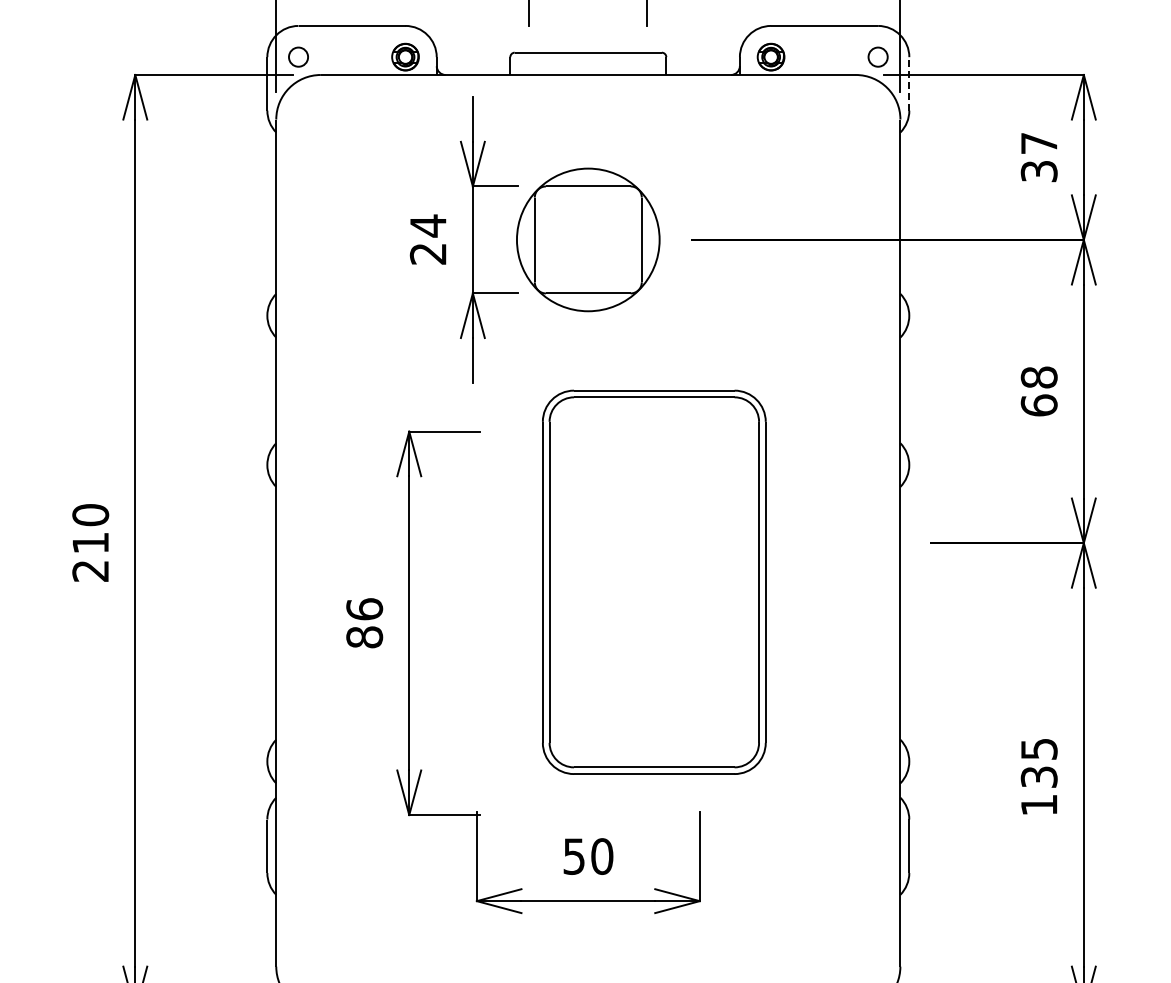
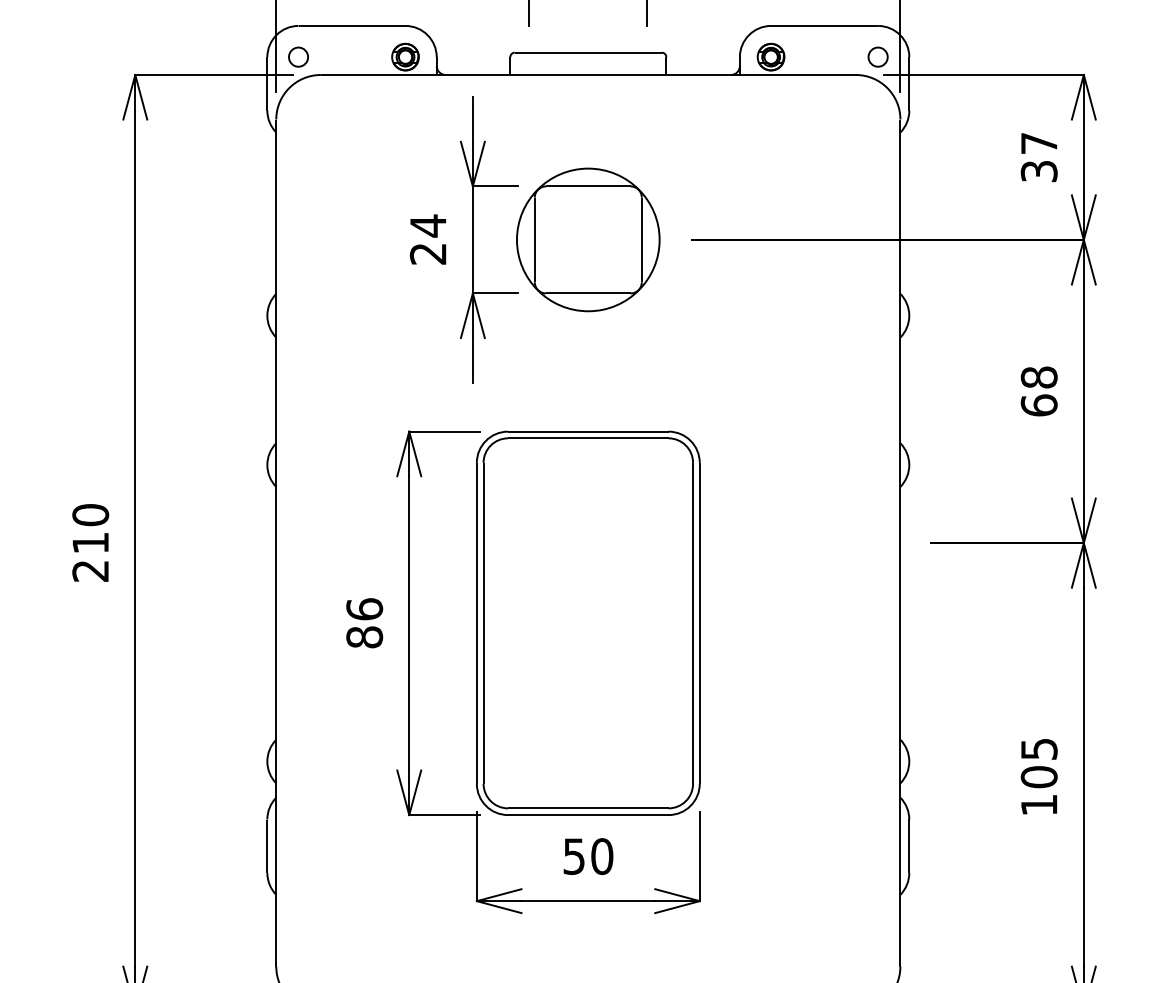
line: dashed -> solid (909, 83)
part position: (654, 581) -> (588, 622) (588, 622)
text: 135 -> 105 (1038, 777)
